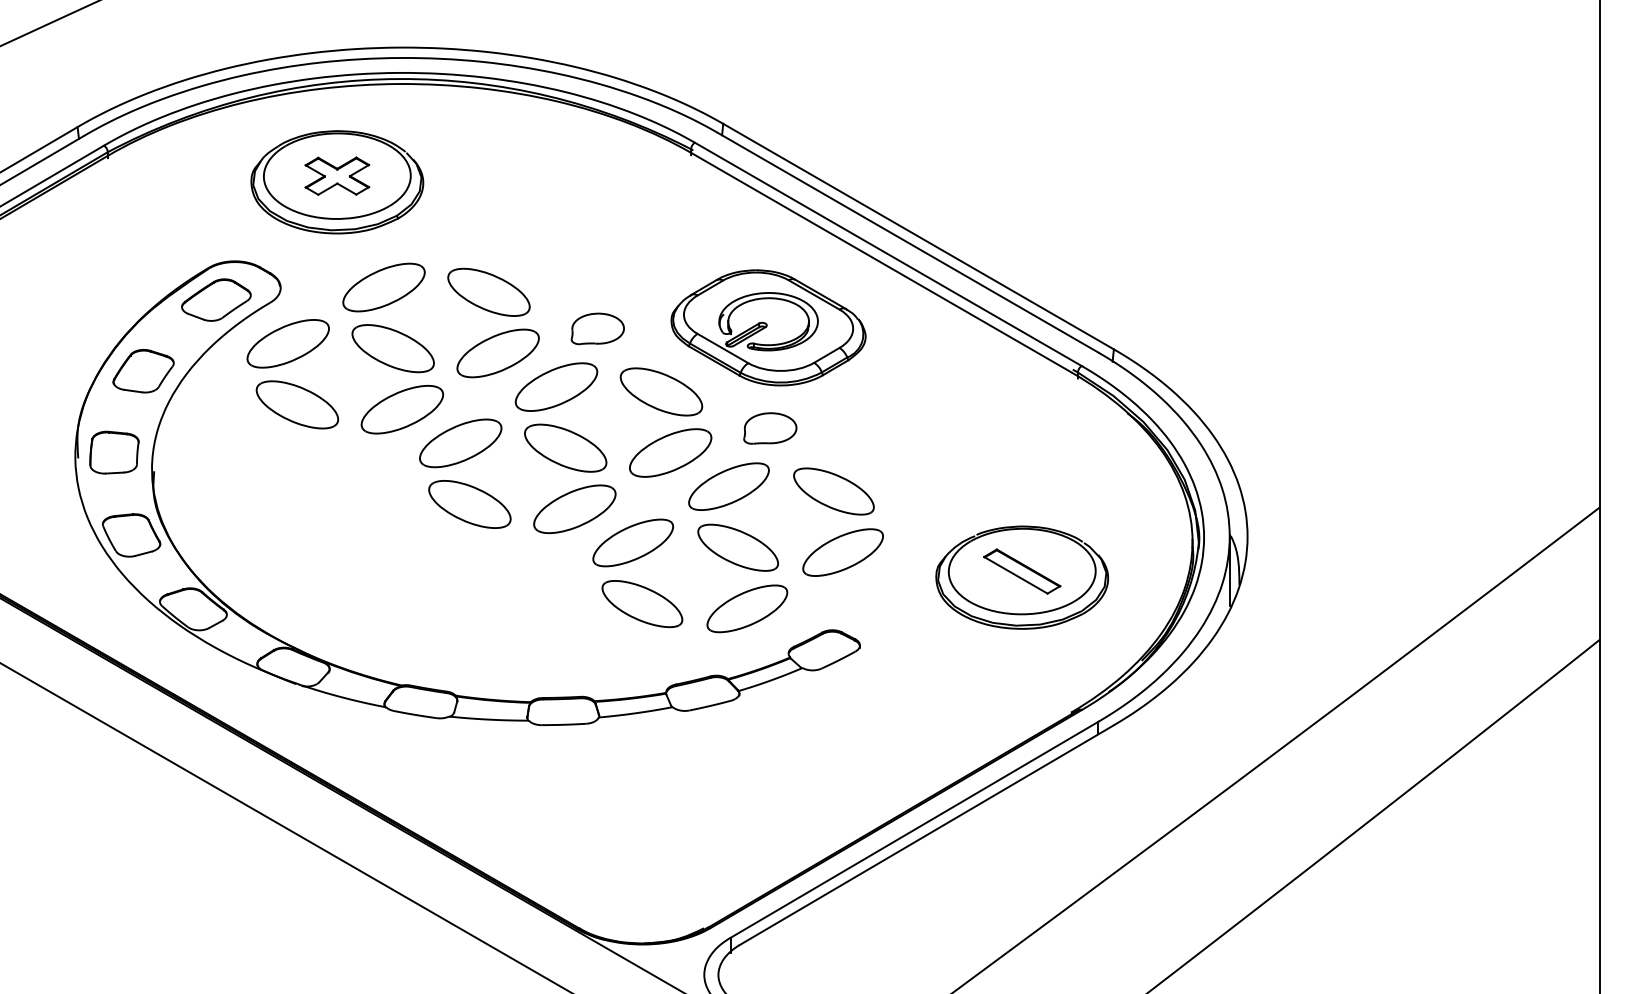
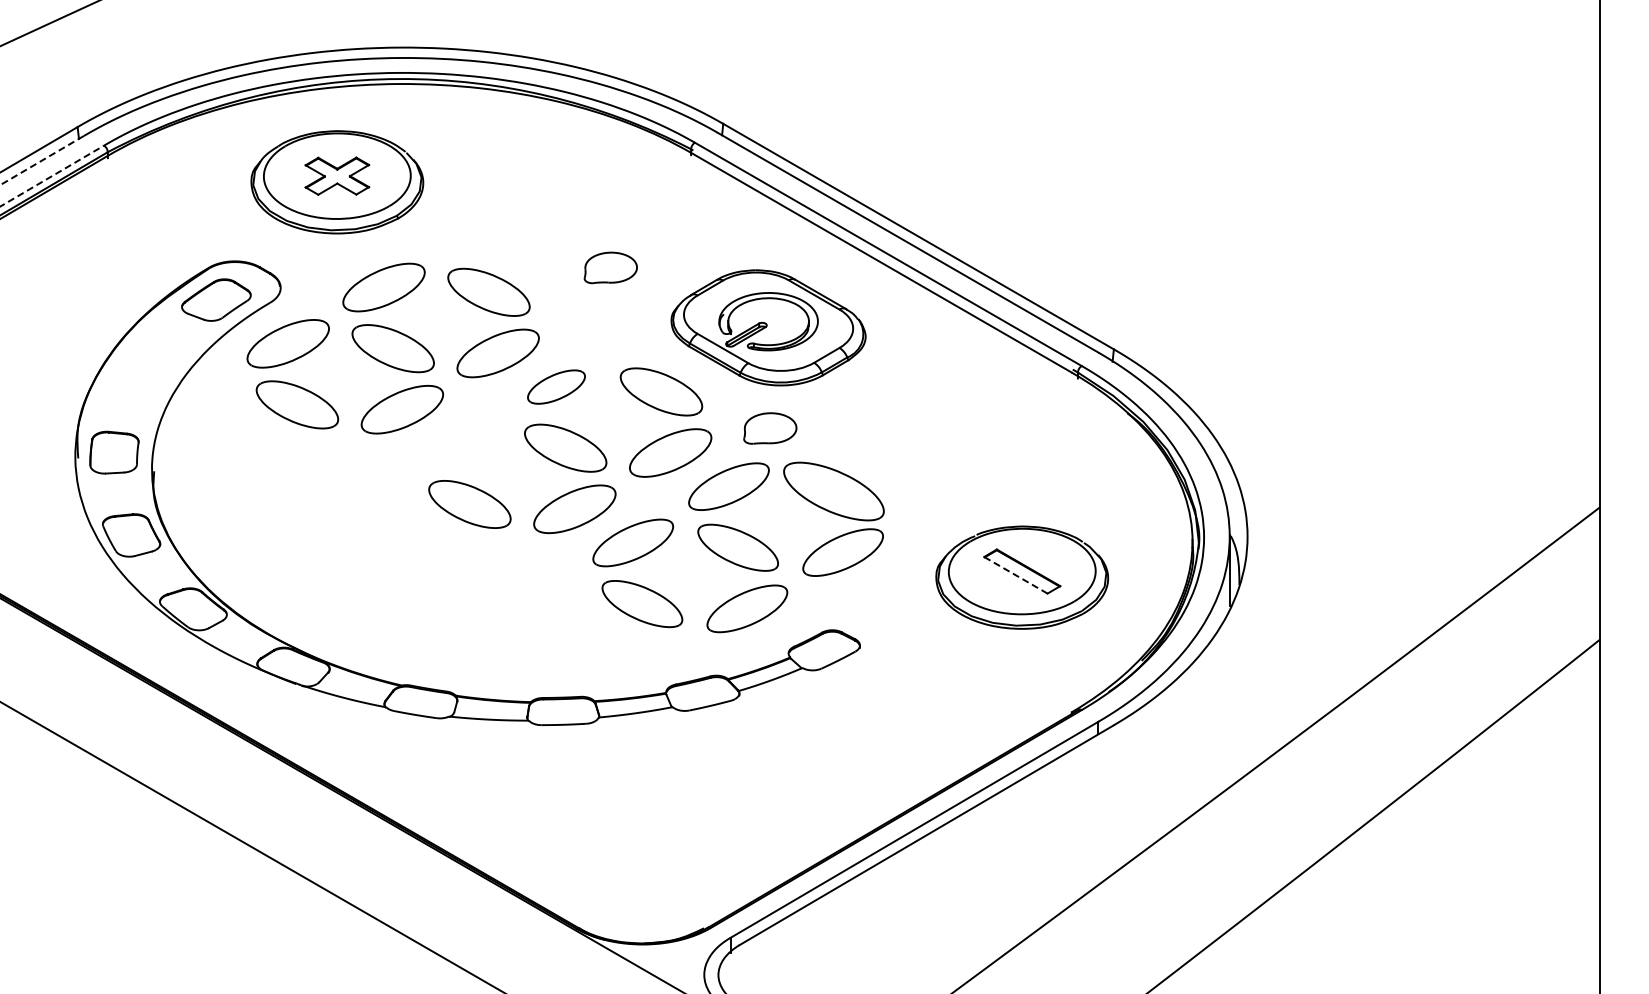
line: solid -> dashed (41, 160)
line: solid -> dashed (52, 175)
part position: (597, 328) -> (610, 267) (610, 267)
part: present -> none (143, 371)
part size: 85x50 px -> 59x36 px (556, 386)
part: present -> none (460, 443)
part size: 82x49 px -> 102x61 px (833, 491)
line: solid -> dashed (1015, 575)
line position: (284, 827) -> (251, 846) (251, 846)
